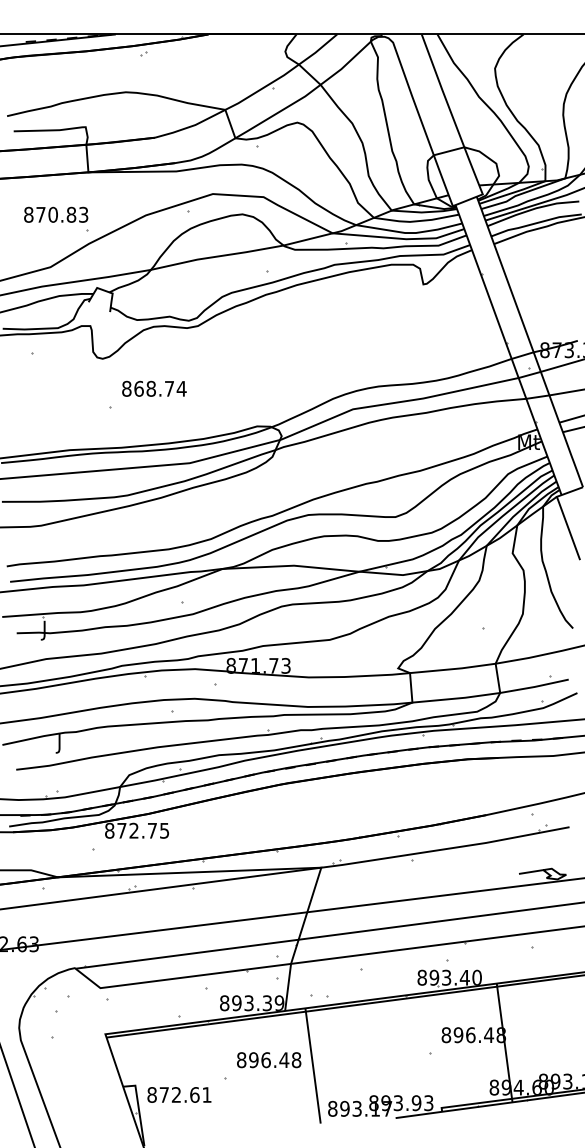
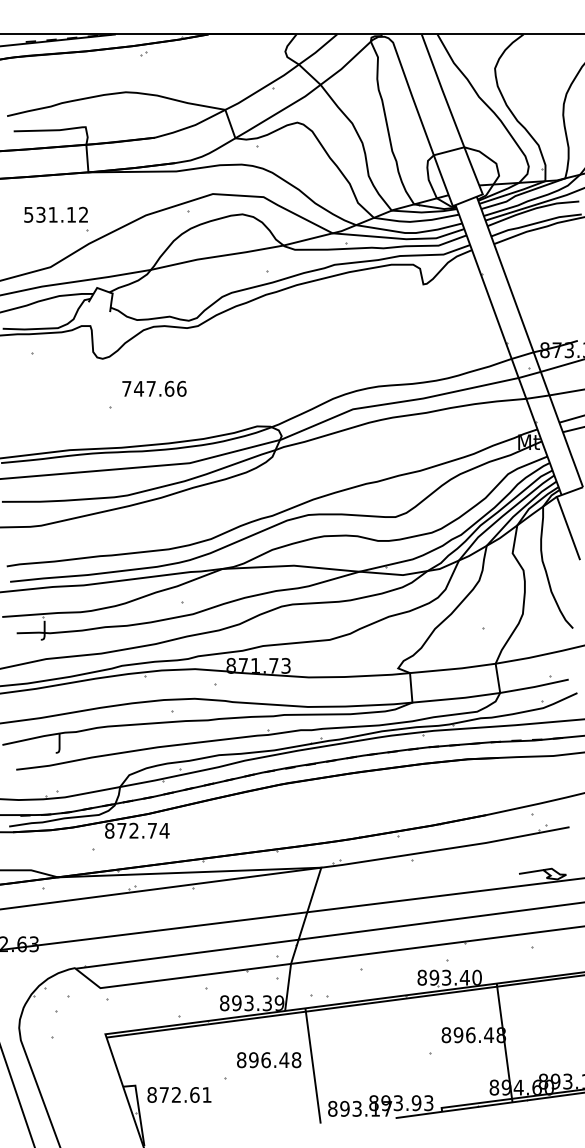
text: 870.83 -> 531.12 (56, 214)
text: 868.74 -> 747.66 (154, 388)
text: 872.75 -> 872.74 (164, 830)
